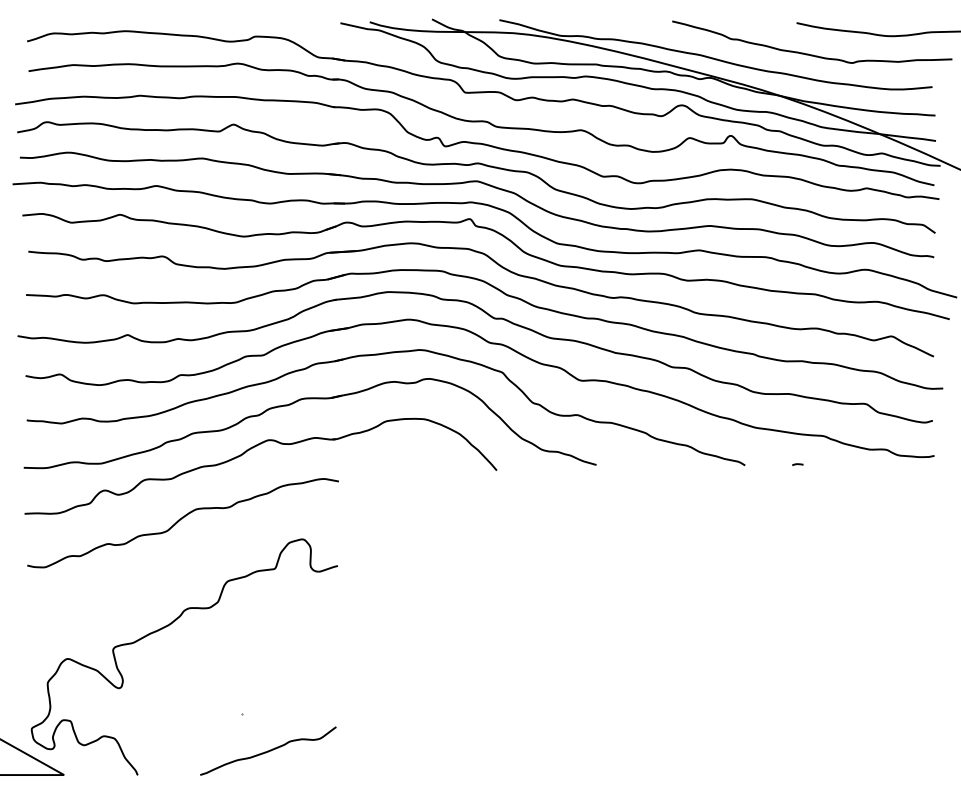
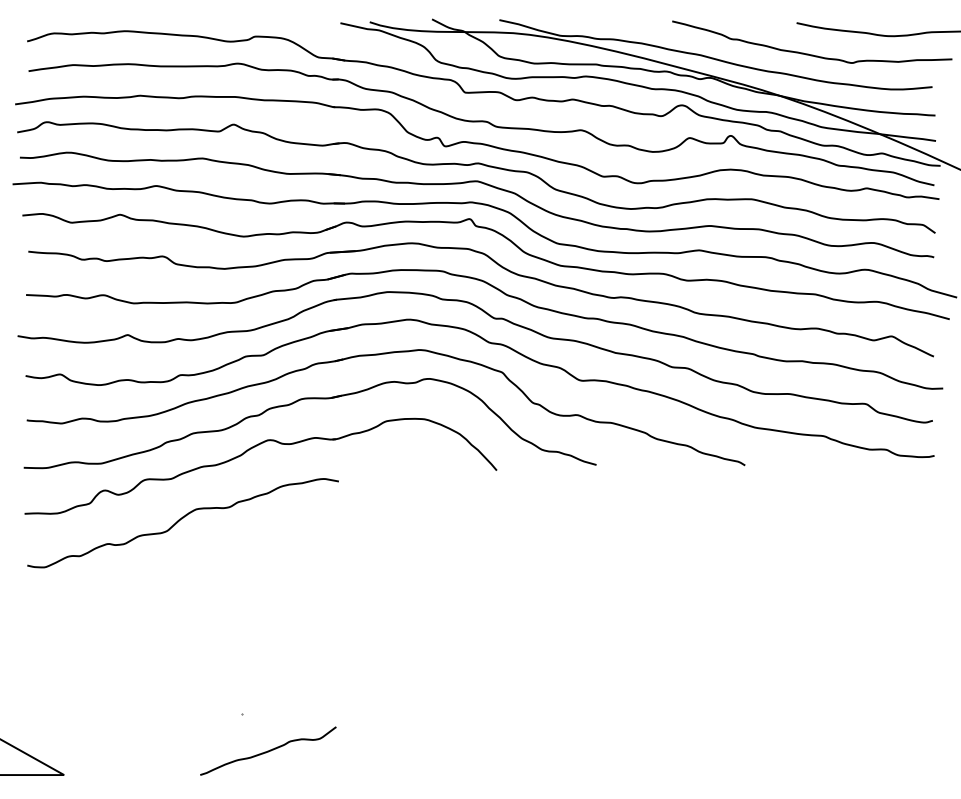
curve: present -> none (797, 464)
part: present -> none (168, 626)
